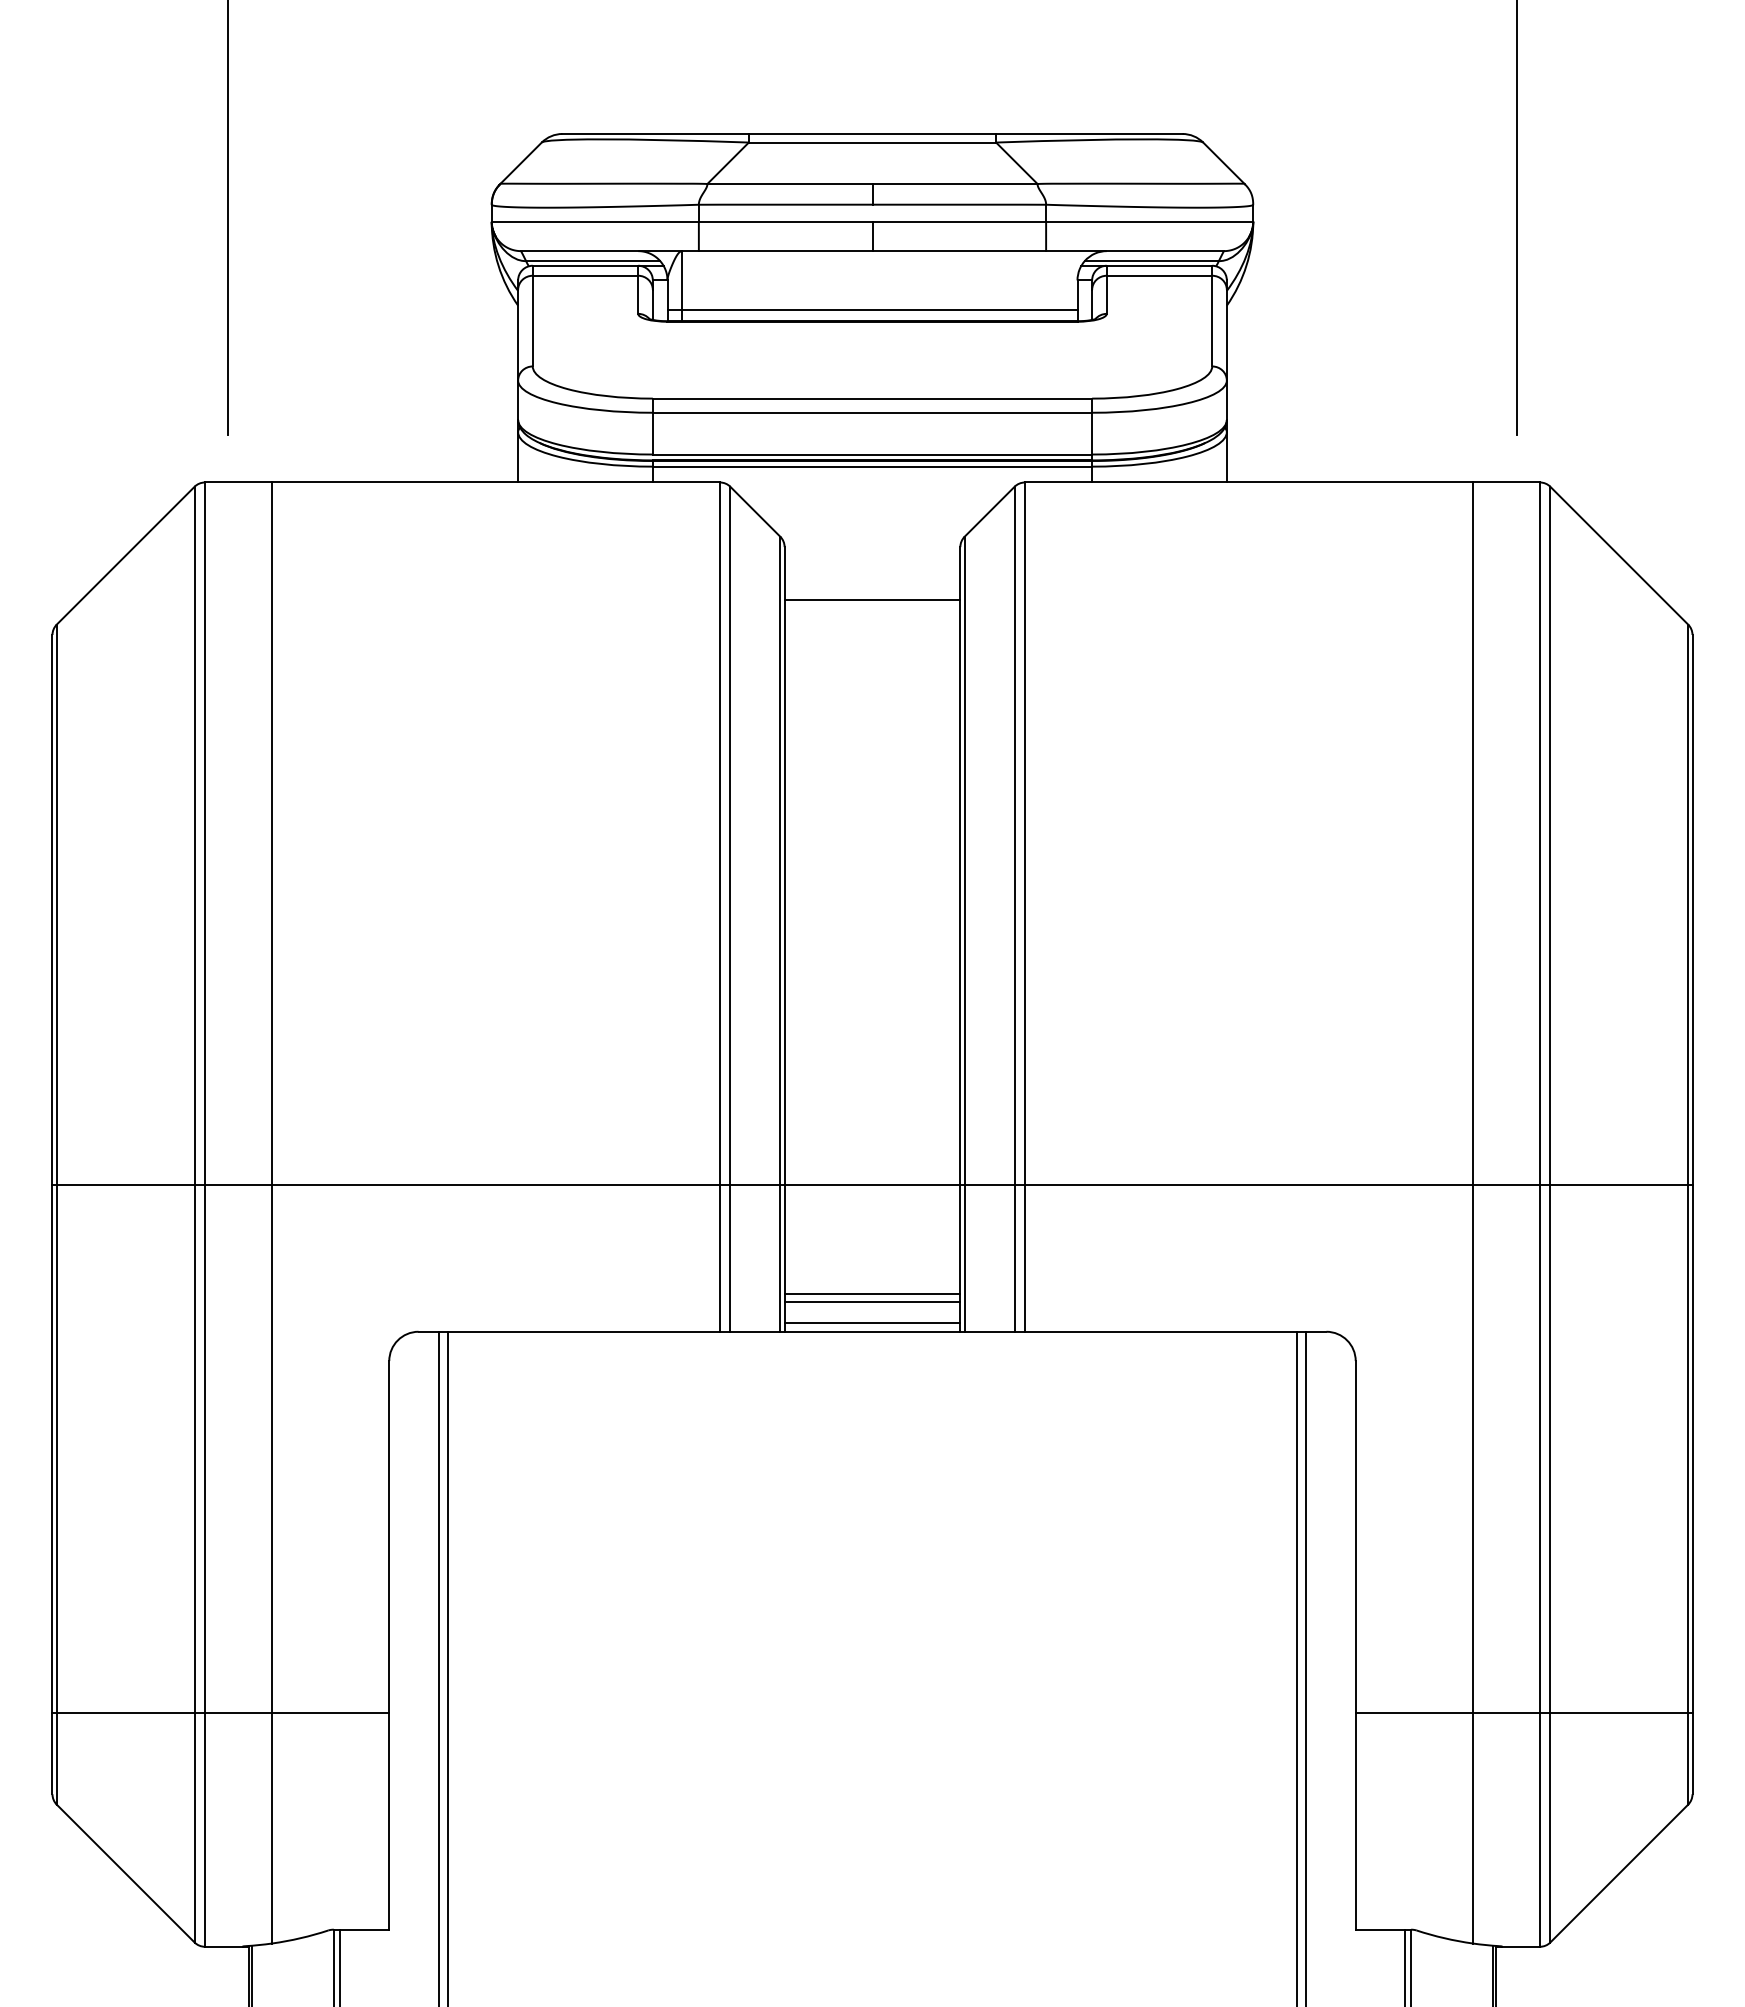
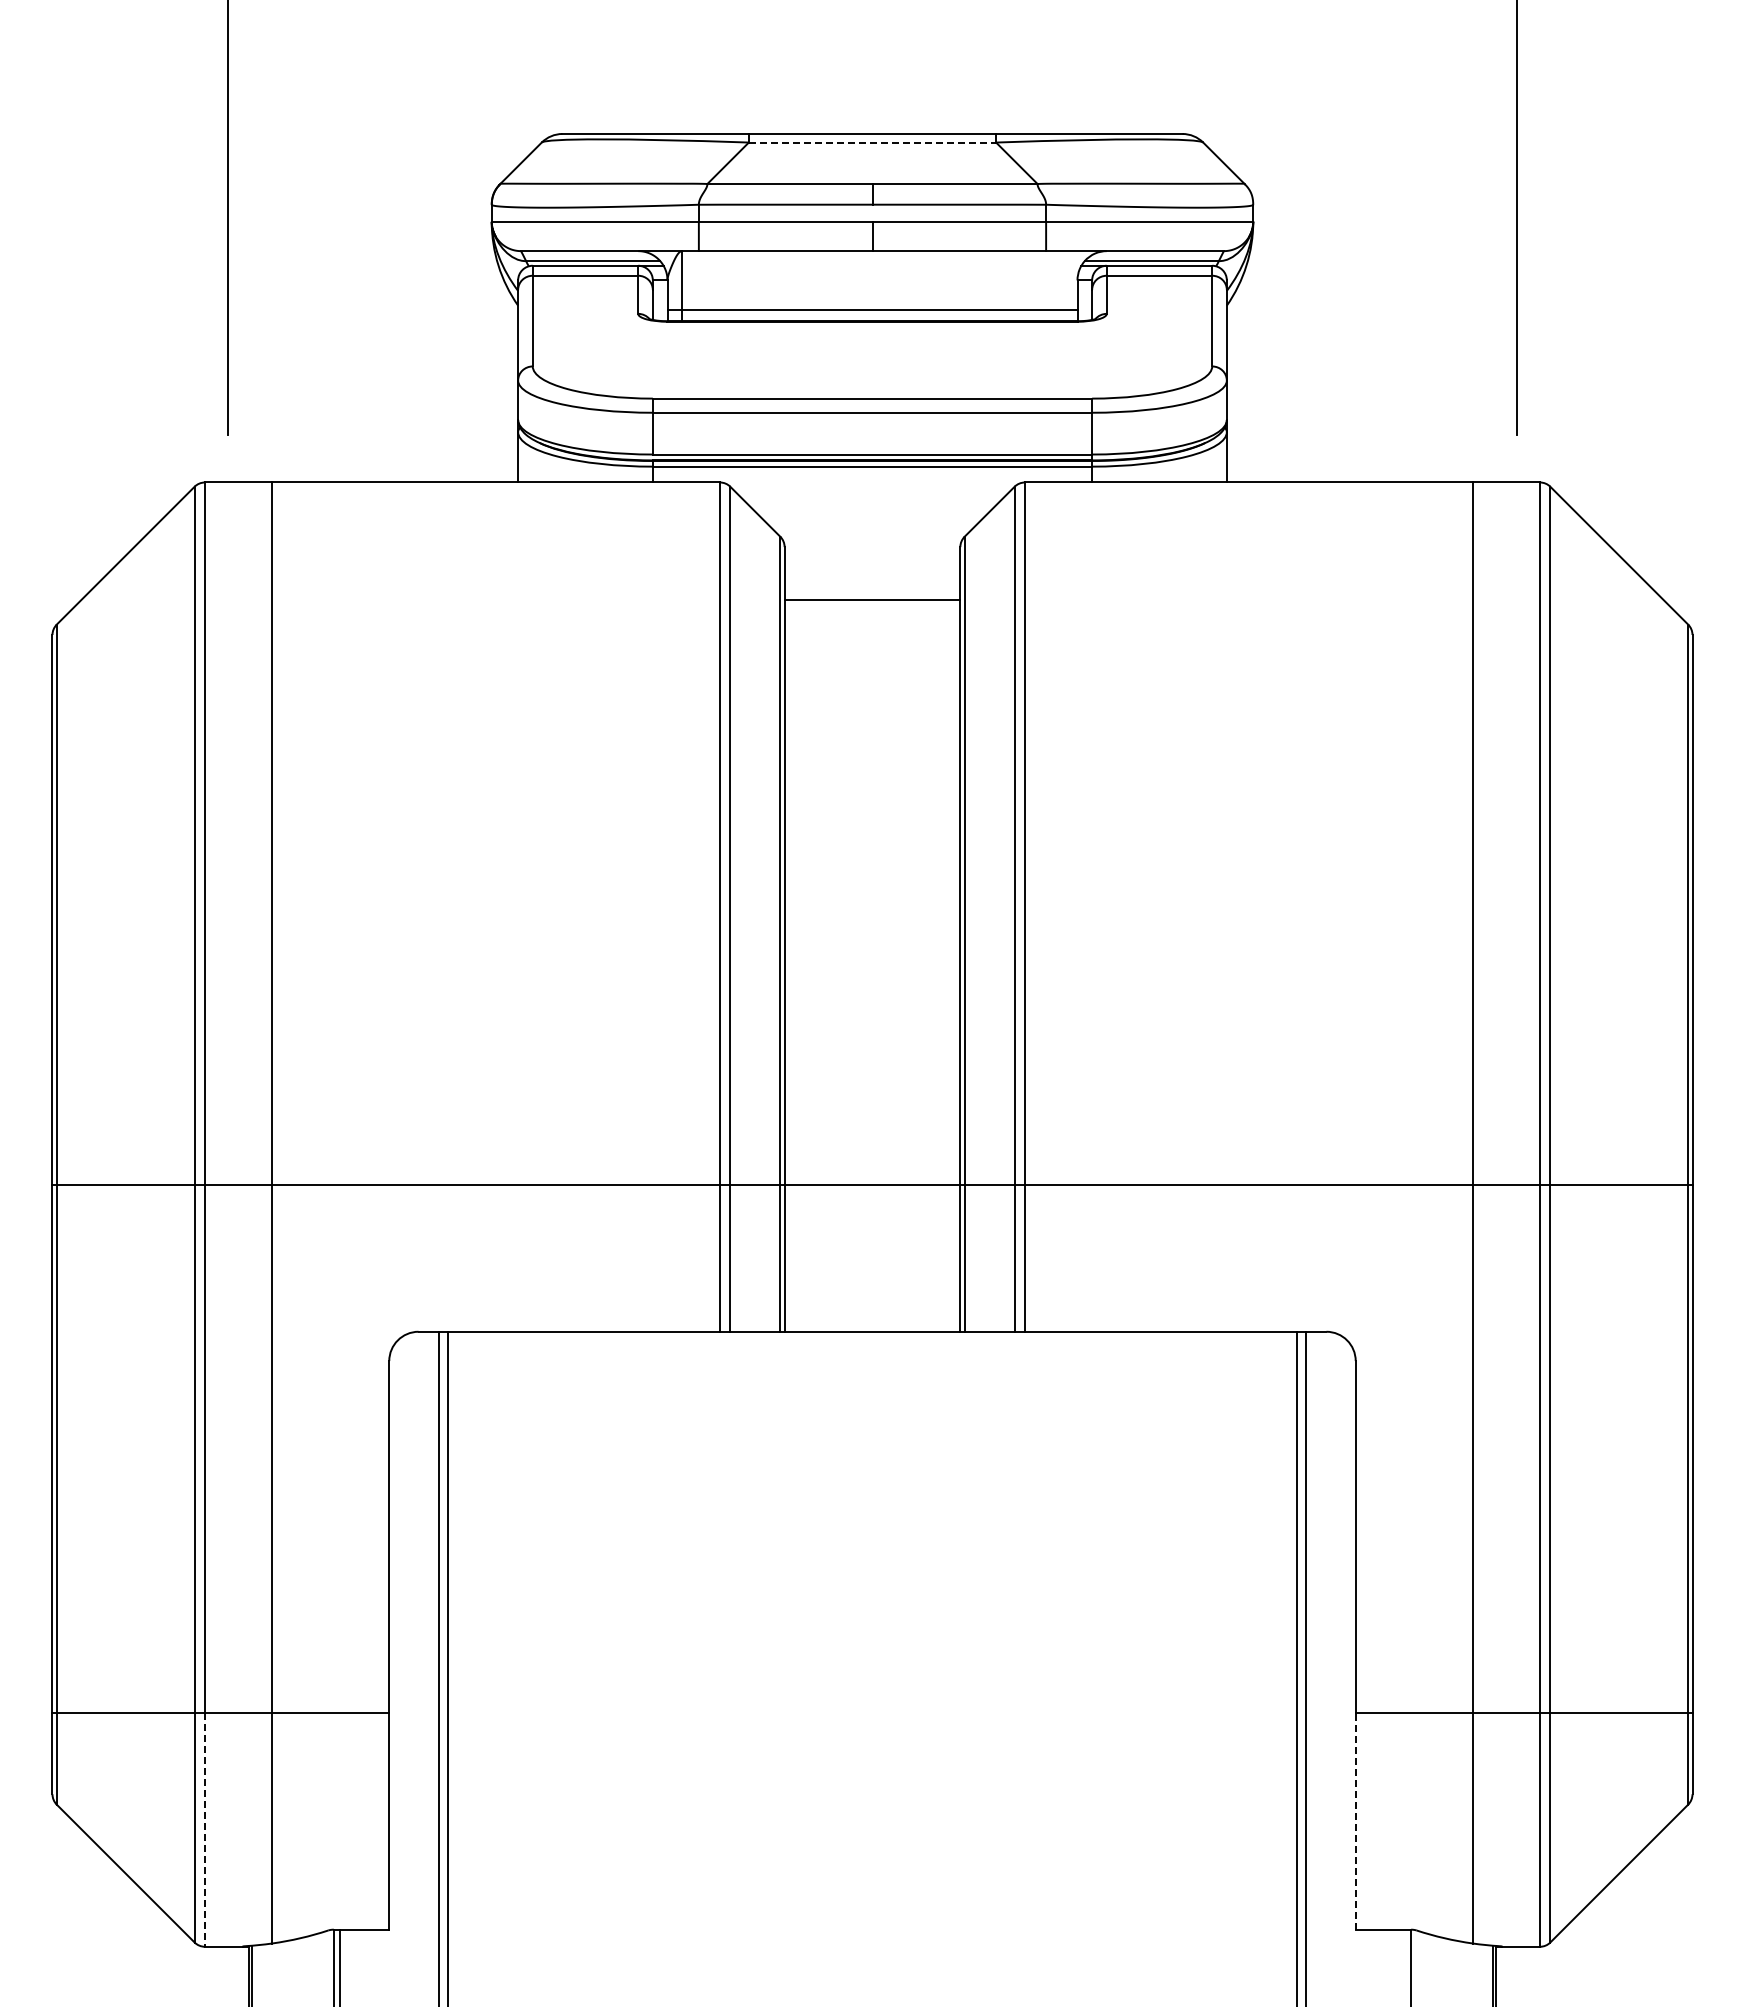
line: solid -> dashed (872, 142)
line: present -> none (872, 1293)
line: present -> none (872, 1302)
line: present -> none (872, 1323)
line: solid -> dashed (1355, 1821)
line: solid -> dashed (204, 1830)
line: present -> none (1405, 1966)
